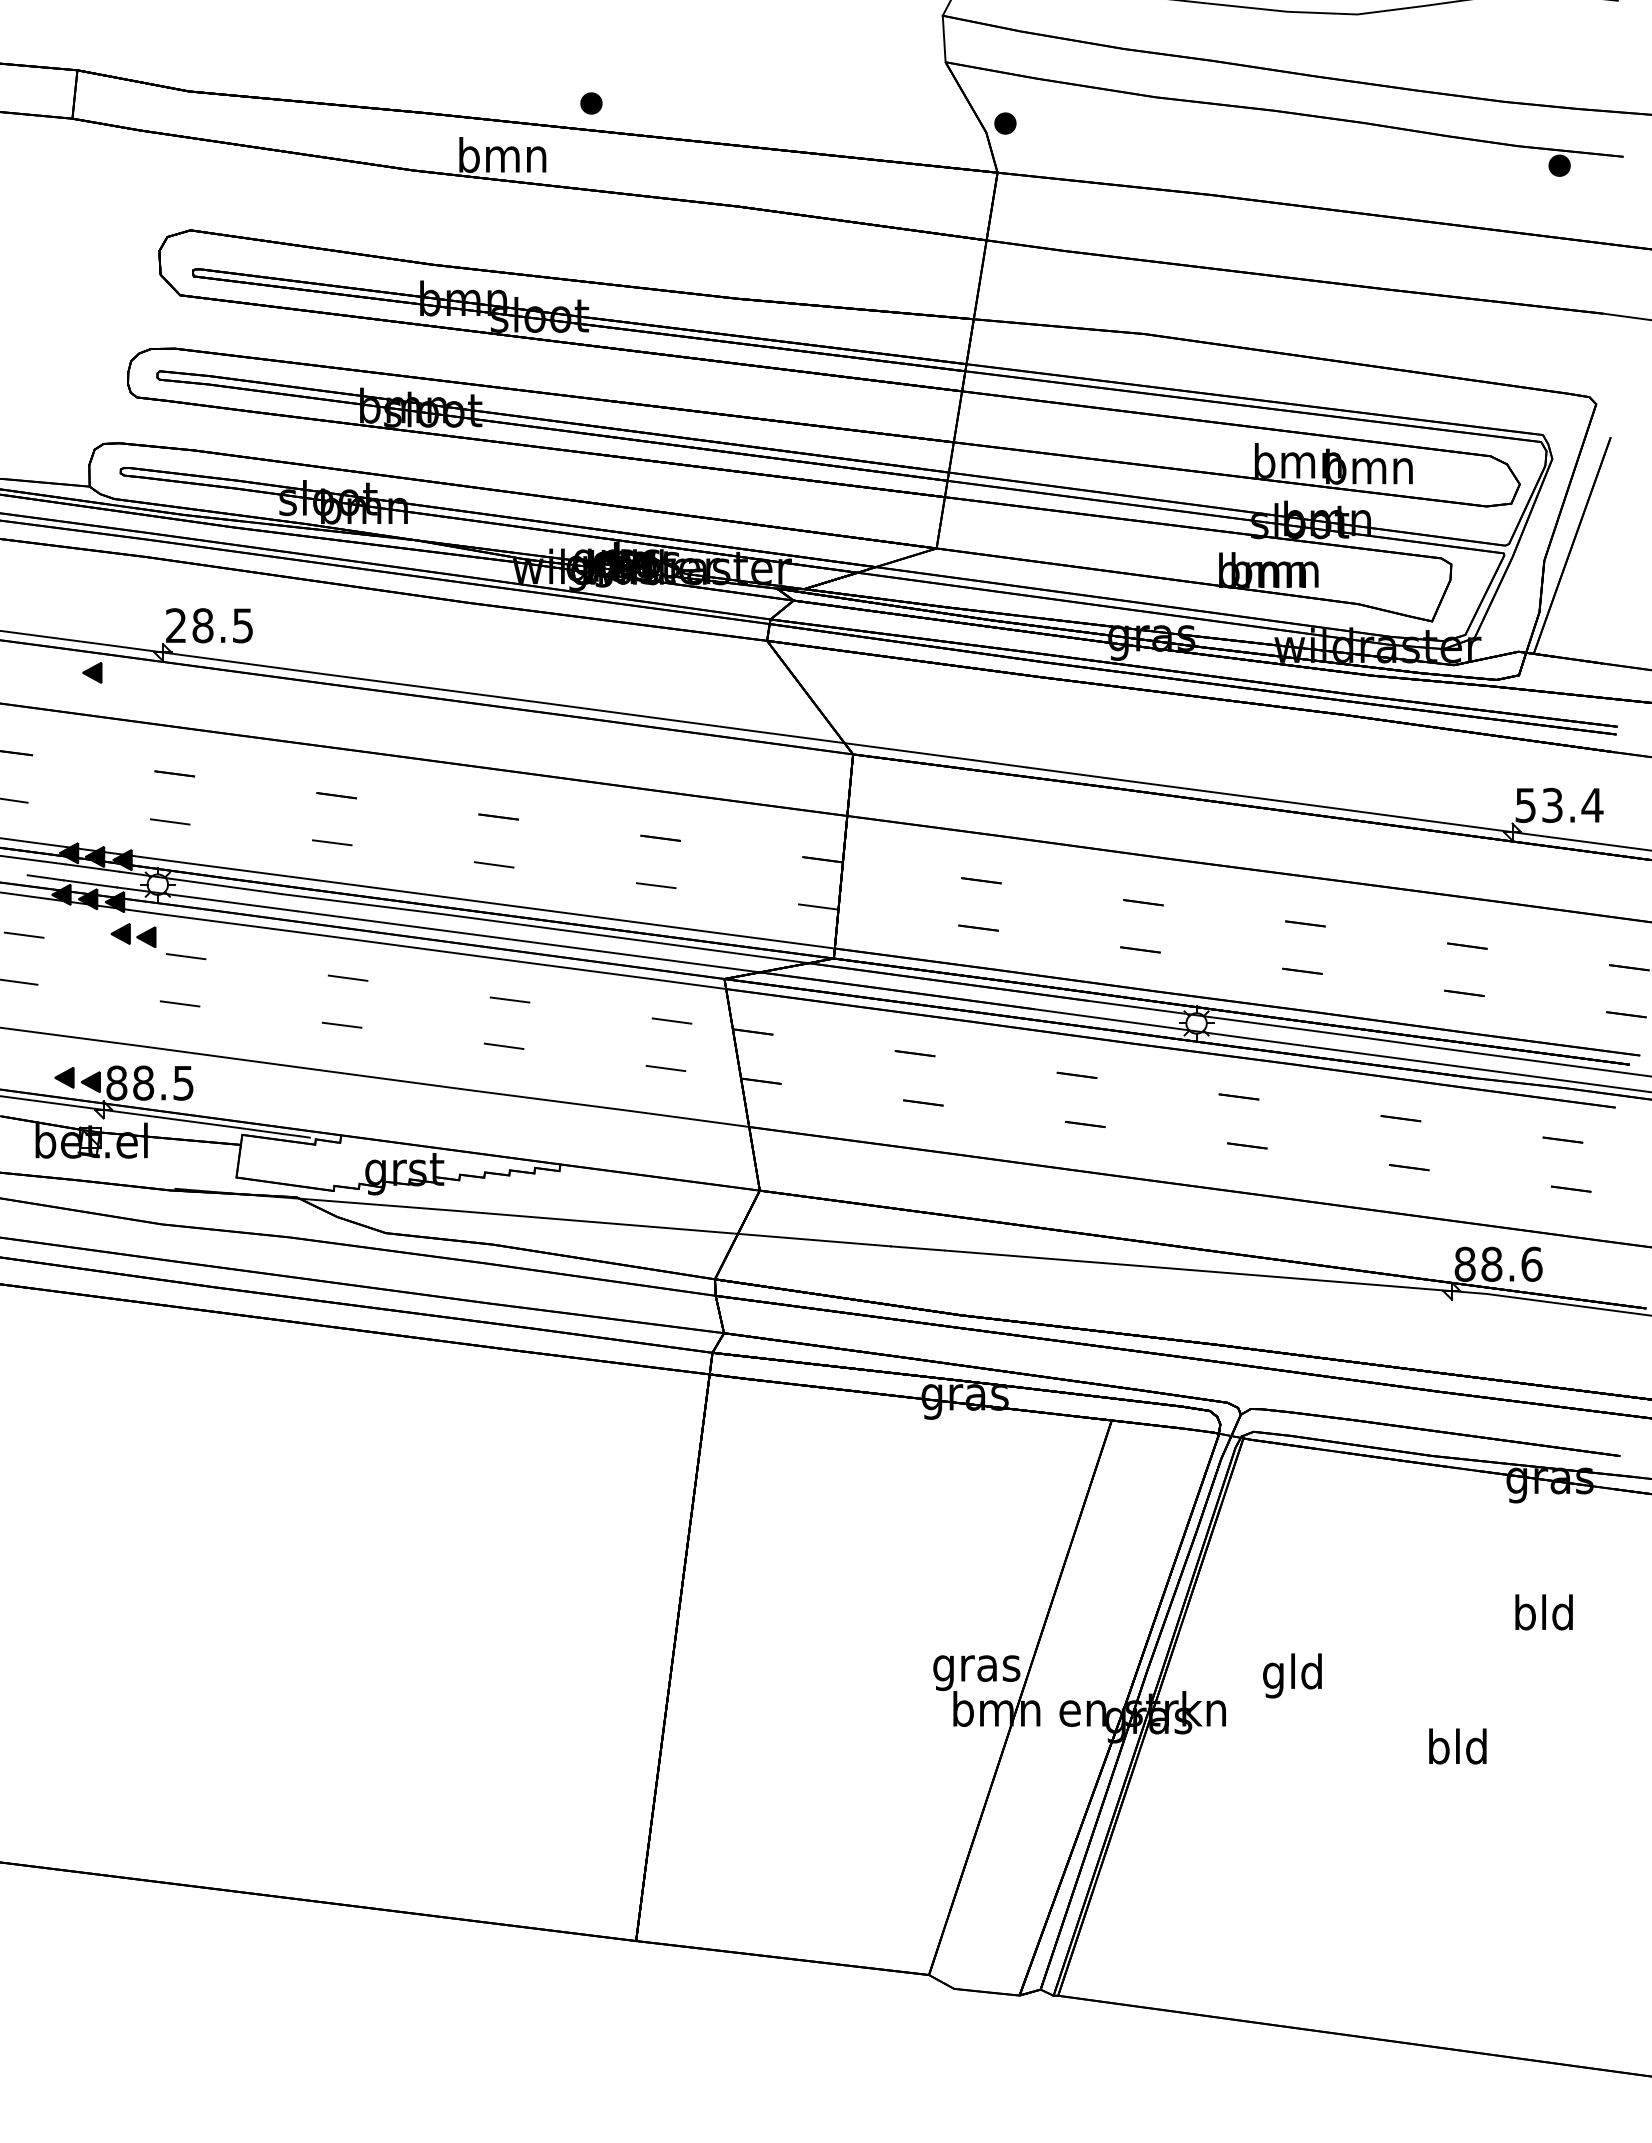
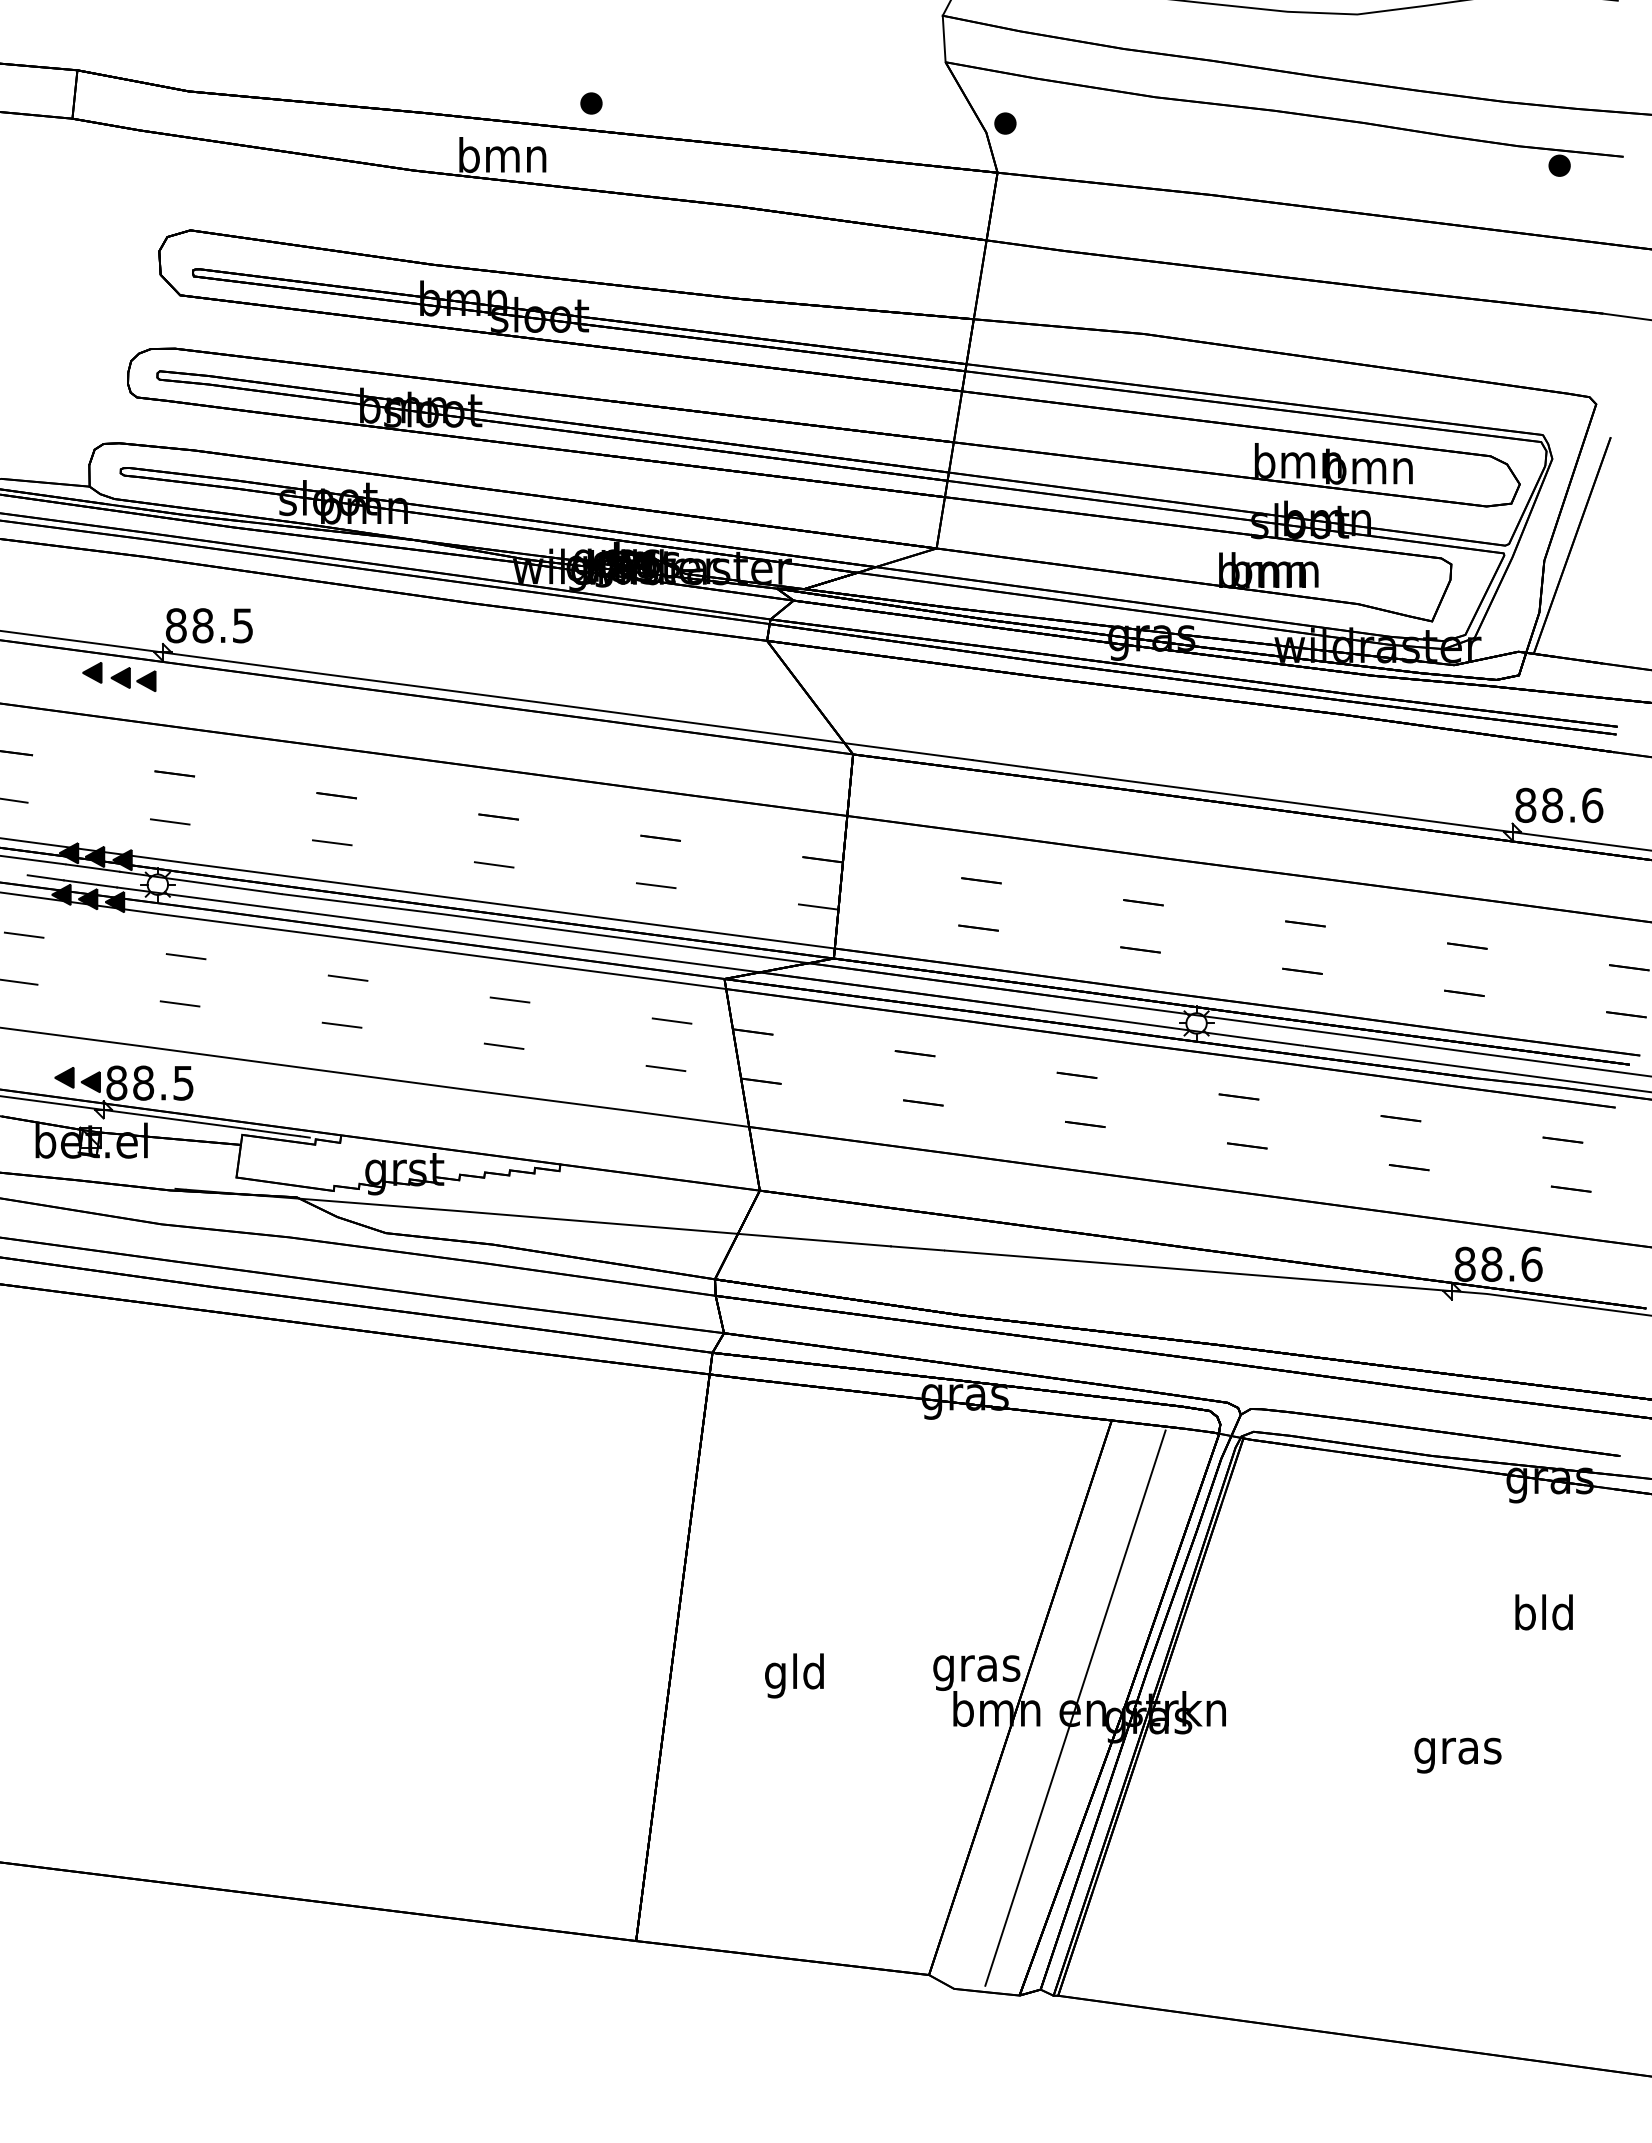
text: 28.5 -> 88.5 (175, 625)
text: 53.4 -> 88.6 (1559, 805)
part position: (133, 935) -> (133, 679) (133, 679)
text position: (1292, 1675) -> (794, 1675) (794, 1675)
line: none -> present (1075, 1707)
text: bld -> gras (1457, 1750)
